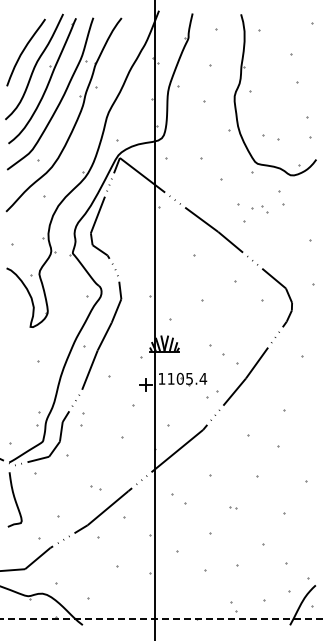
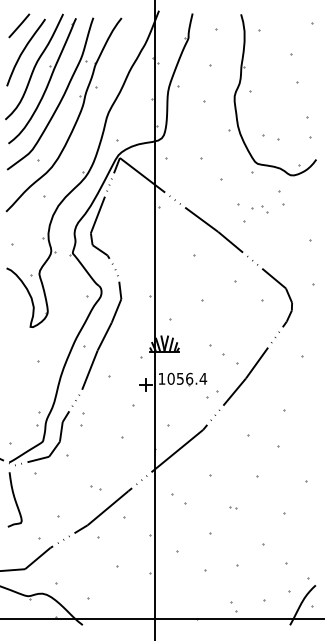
line: none -> present (19, 25)
text: 1105.4 -> 1056.4 (180, 378)
line: dashed -> solid (162, 619)
